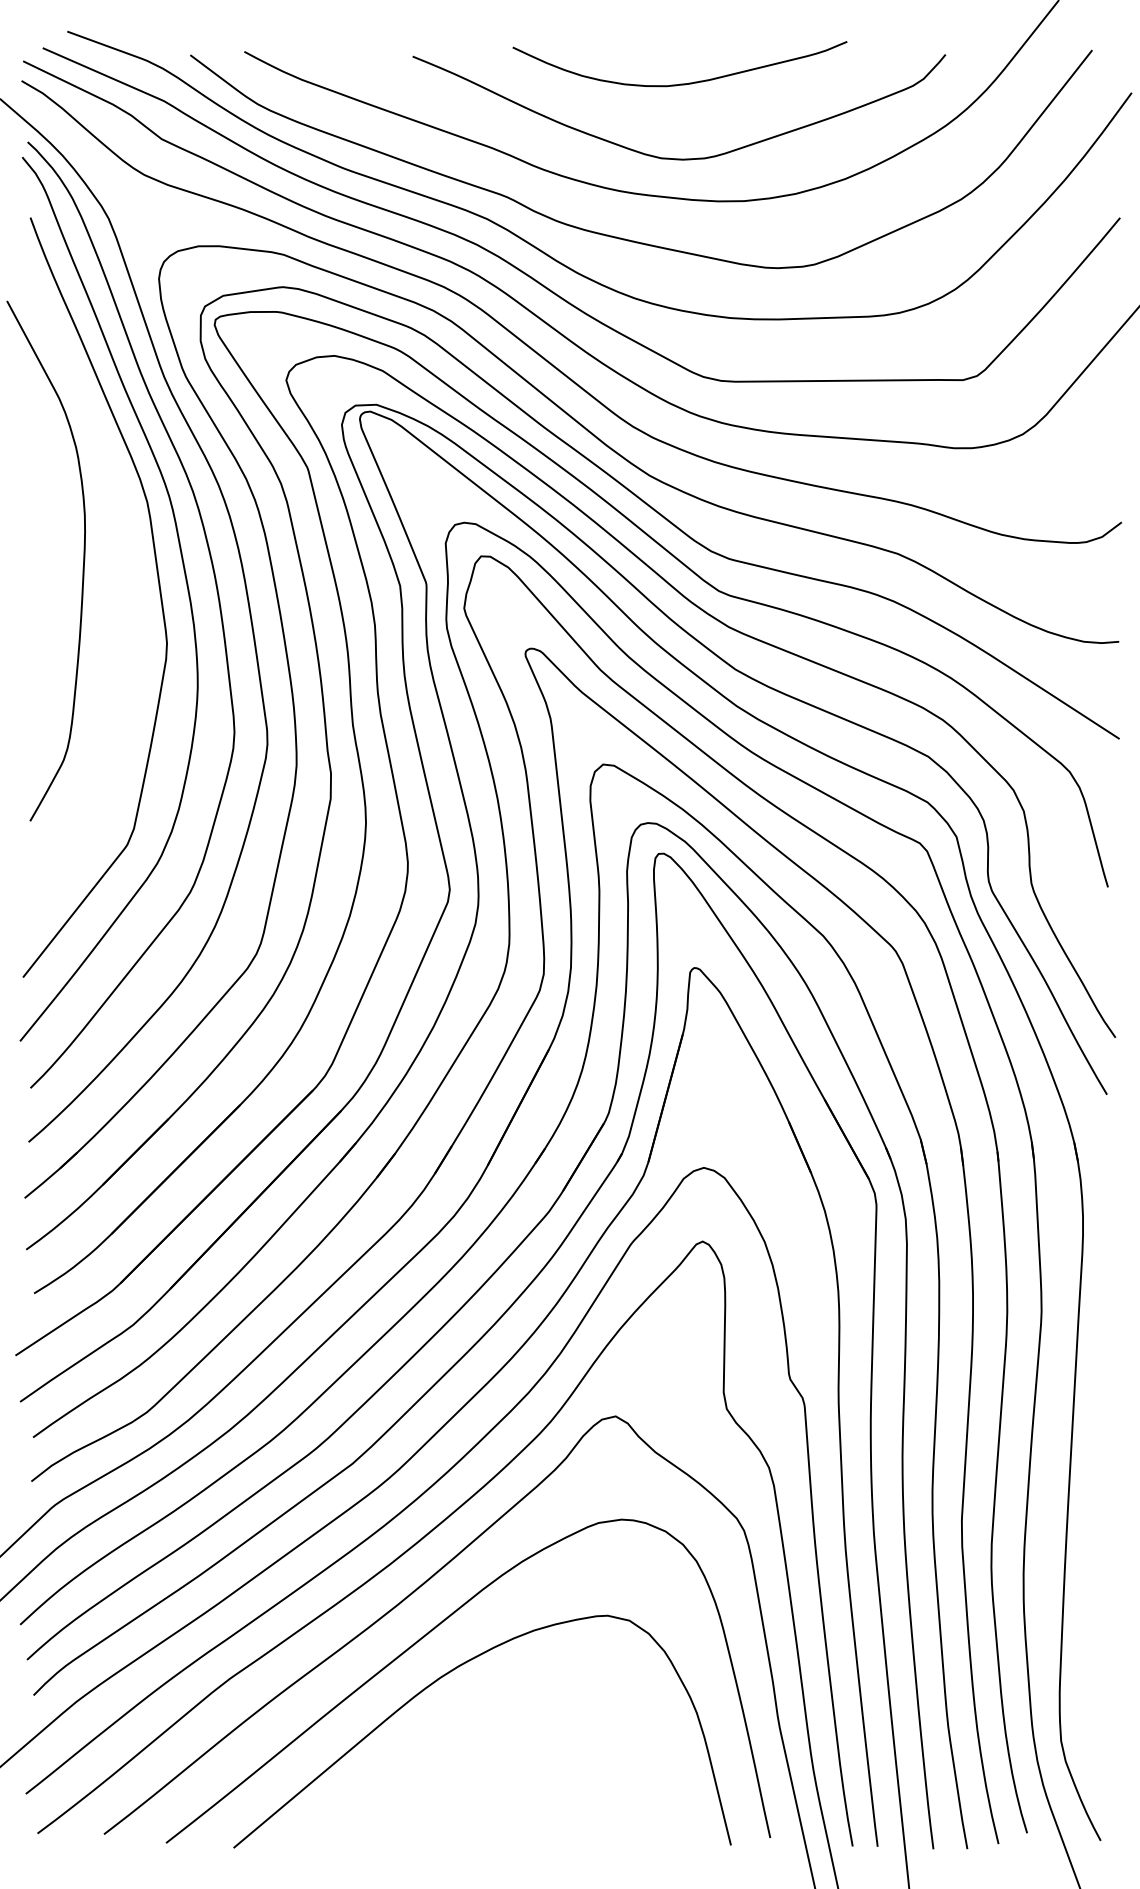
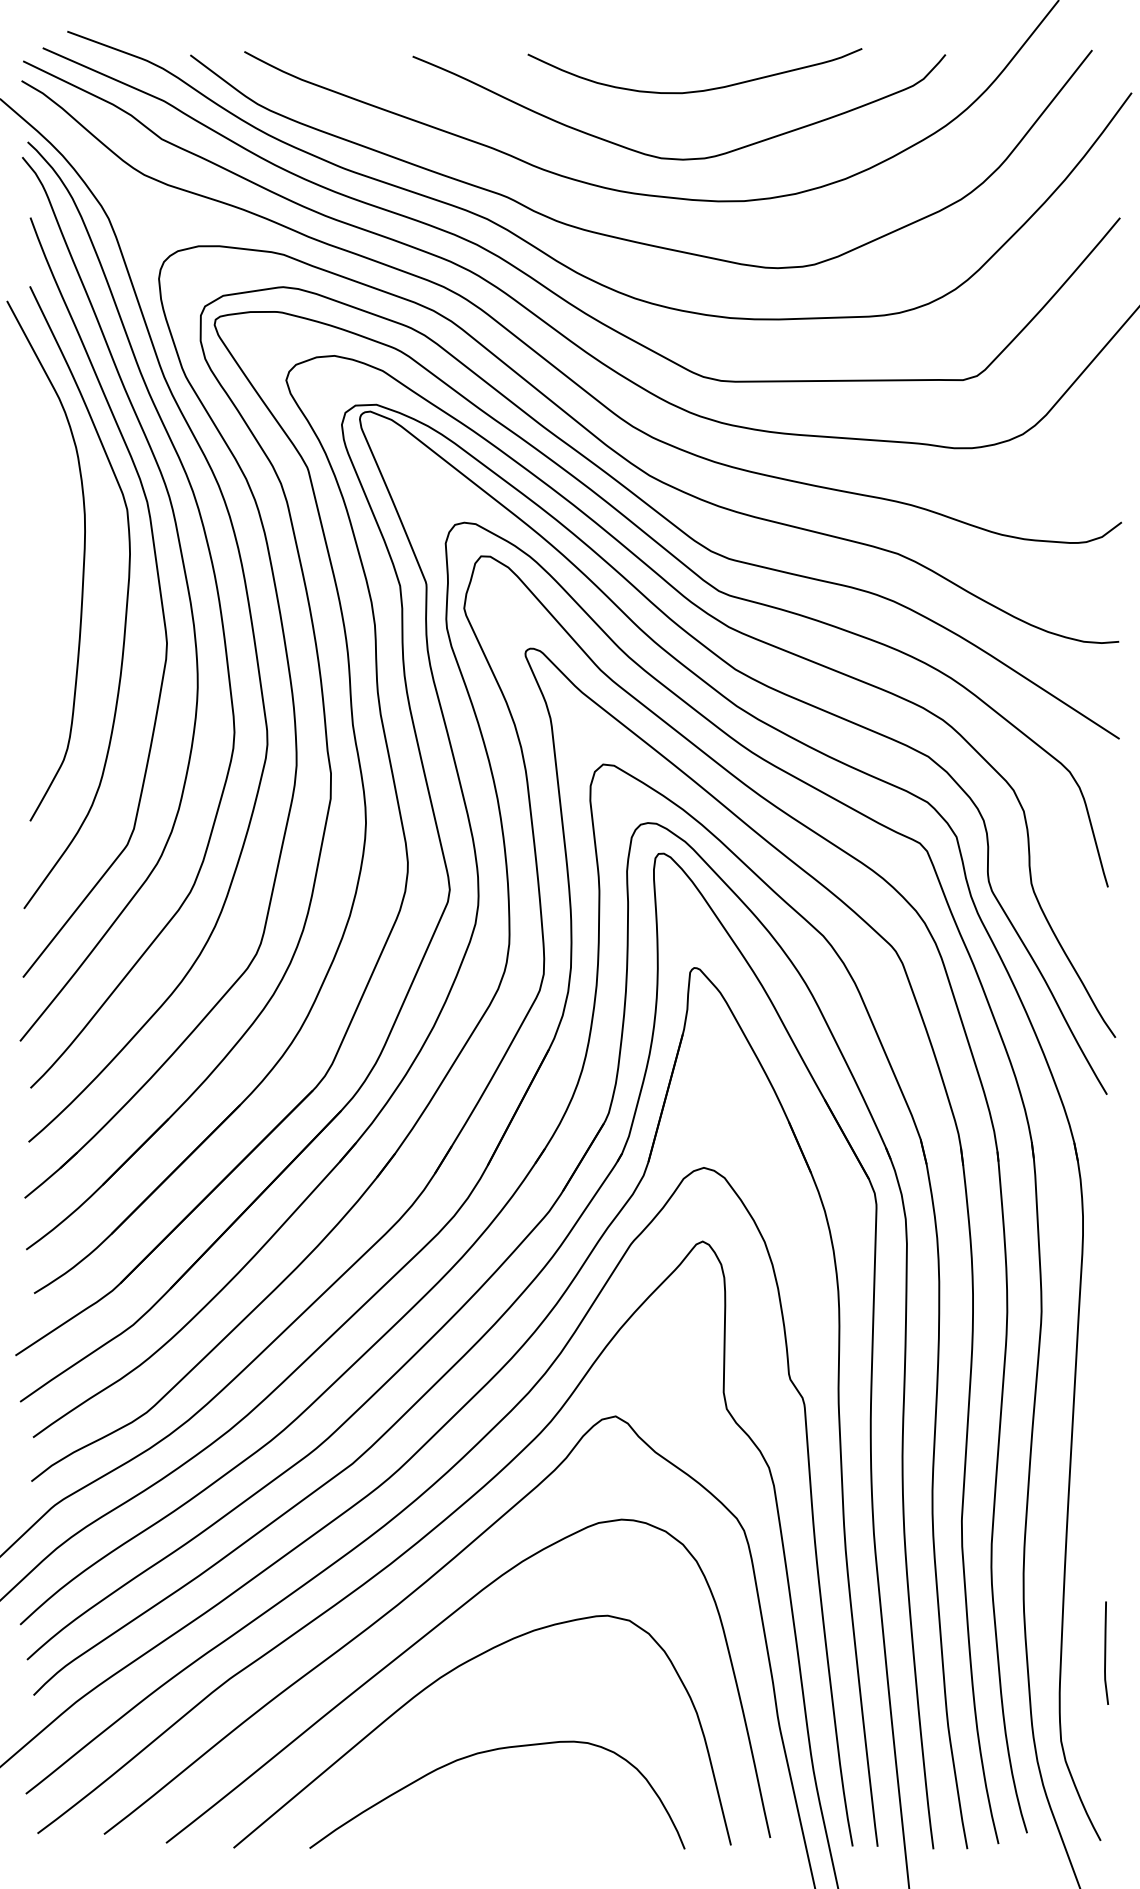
curve position: (680, 83) -> (695, 90) (695, 90)
curve: none -> present (126, 597)
line: none -> present (1106, 1652)
curve: none -> present (487, 1752)
